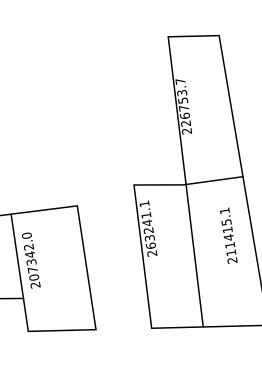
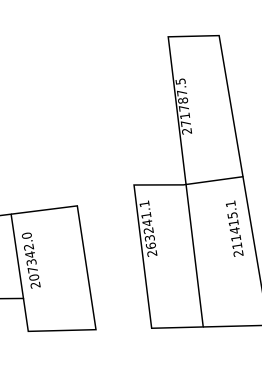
text: 226753.7 -> 271787.5 (183, 102)
text position: (228, 235) -> (234, 228) (234, 228)
